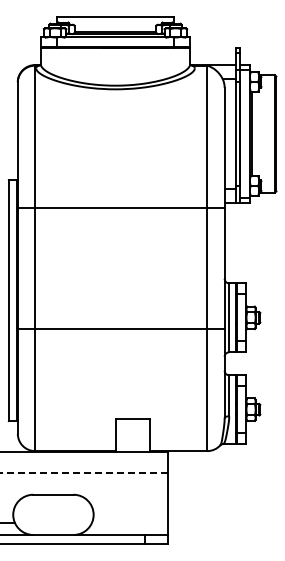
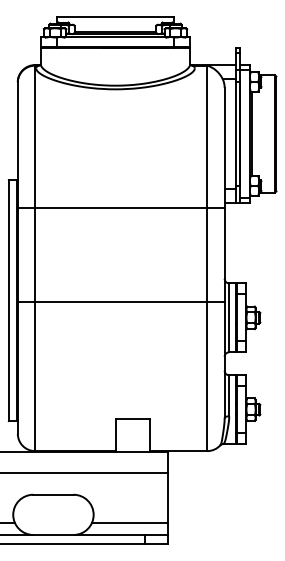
line position: (120, 328) -> (120, 301) (120, 301)
line: dashed -> solid (84, 472)
line: none -> present (129, 523)
